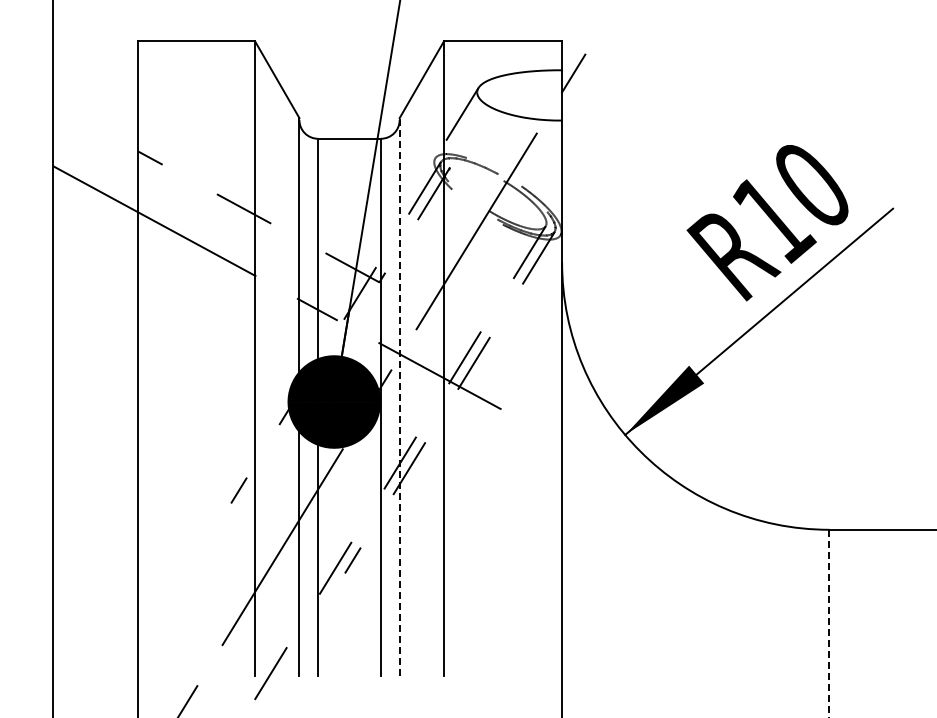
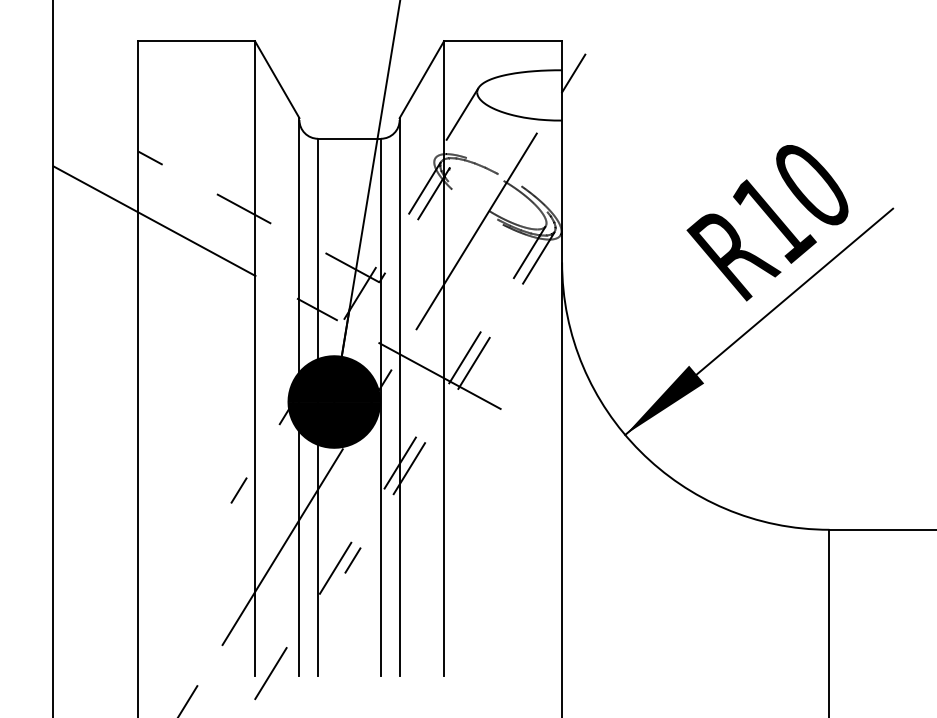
line: dashed -> solid (399, 396)
line: dashed -> solid (829, 623)
